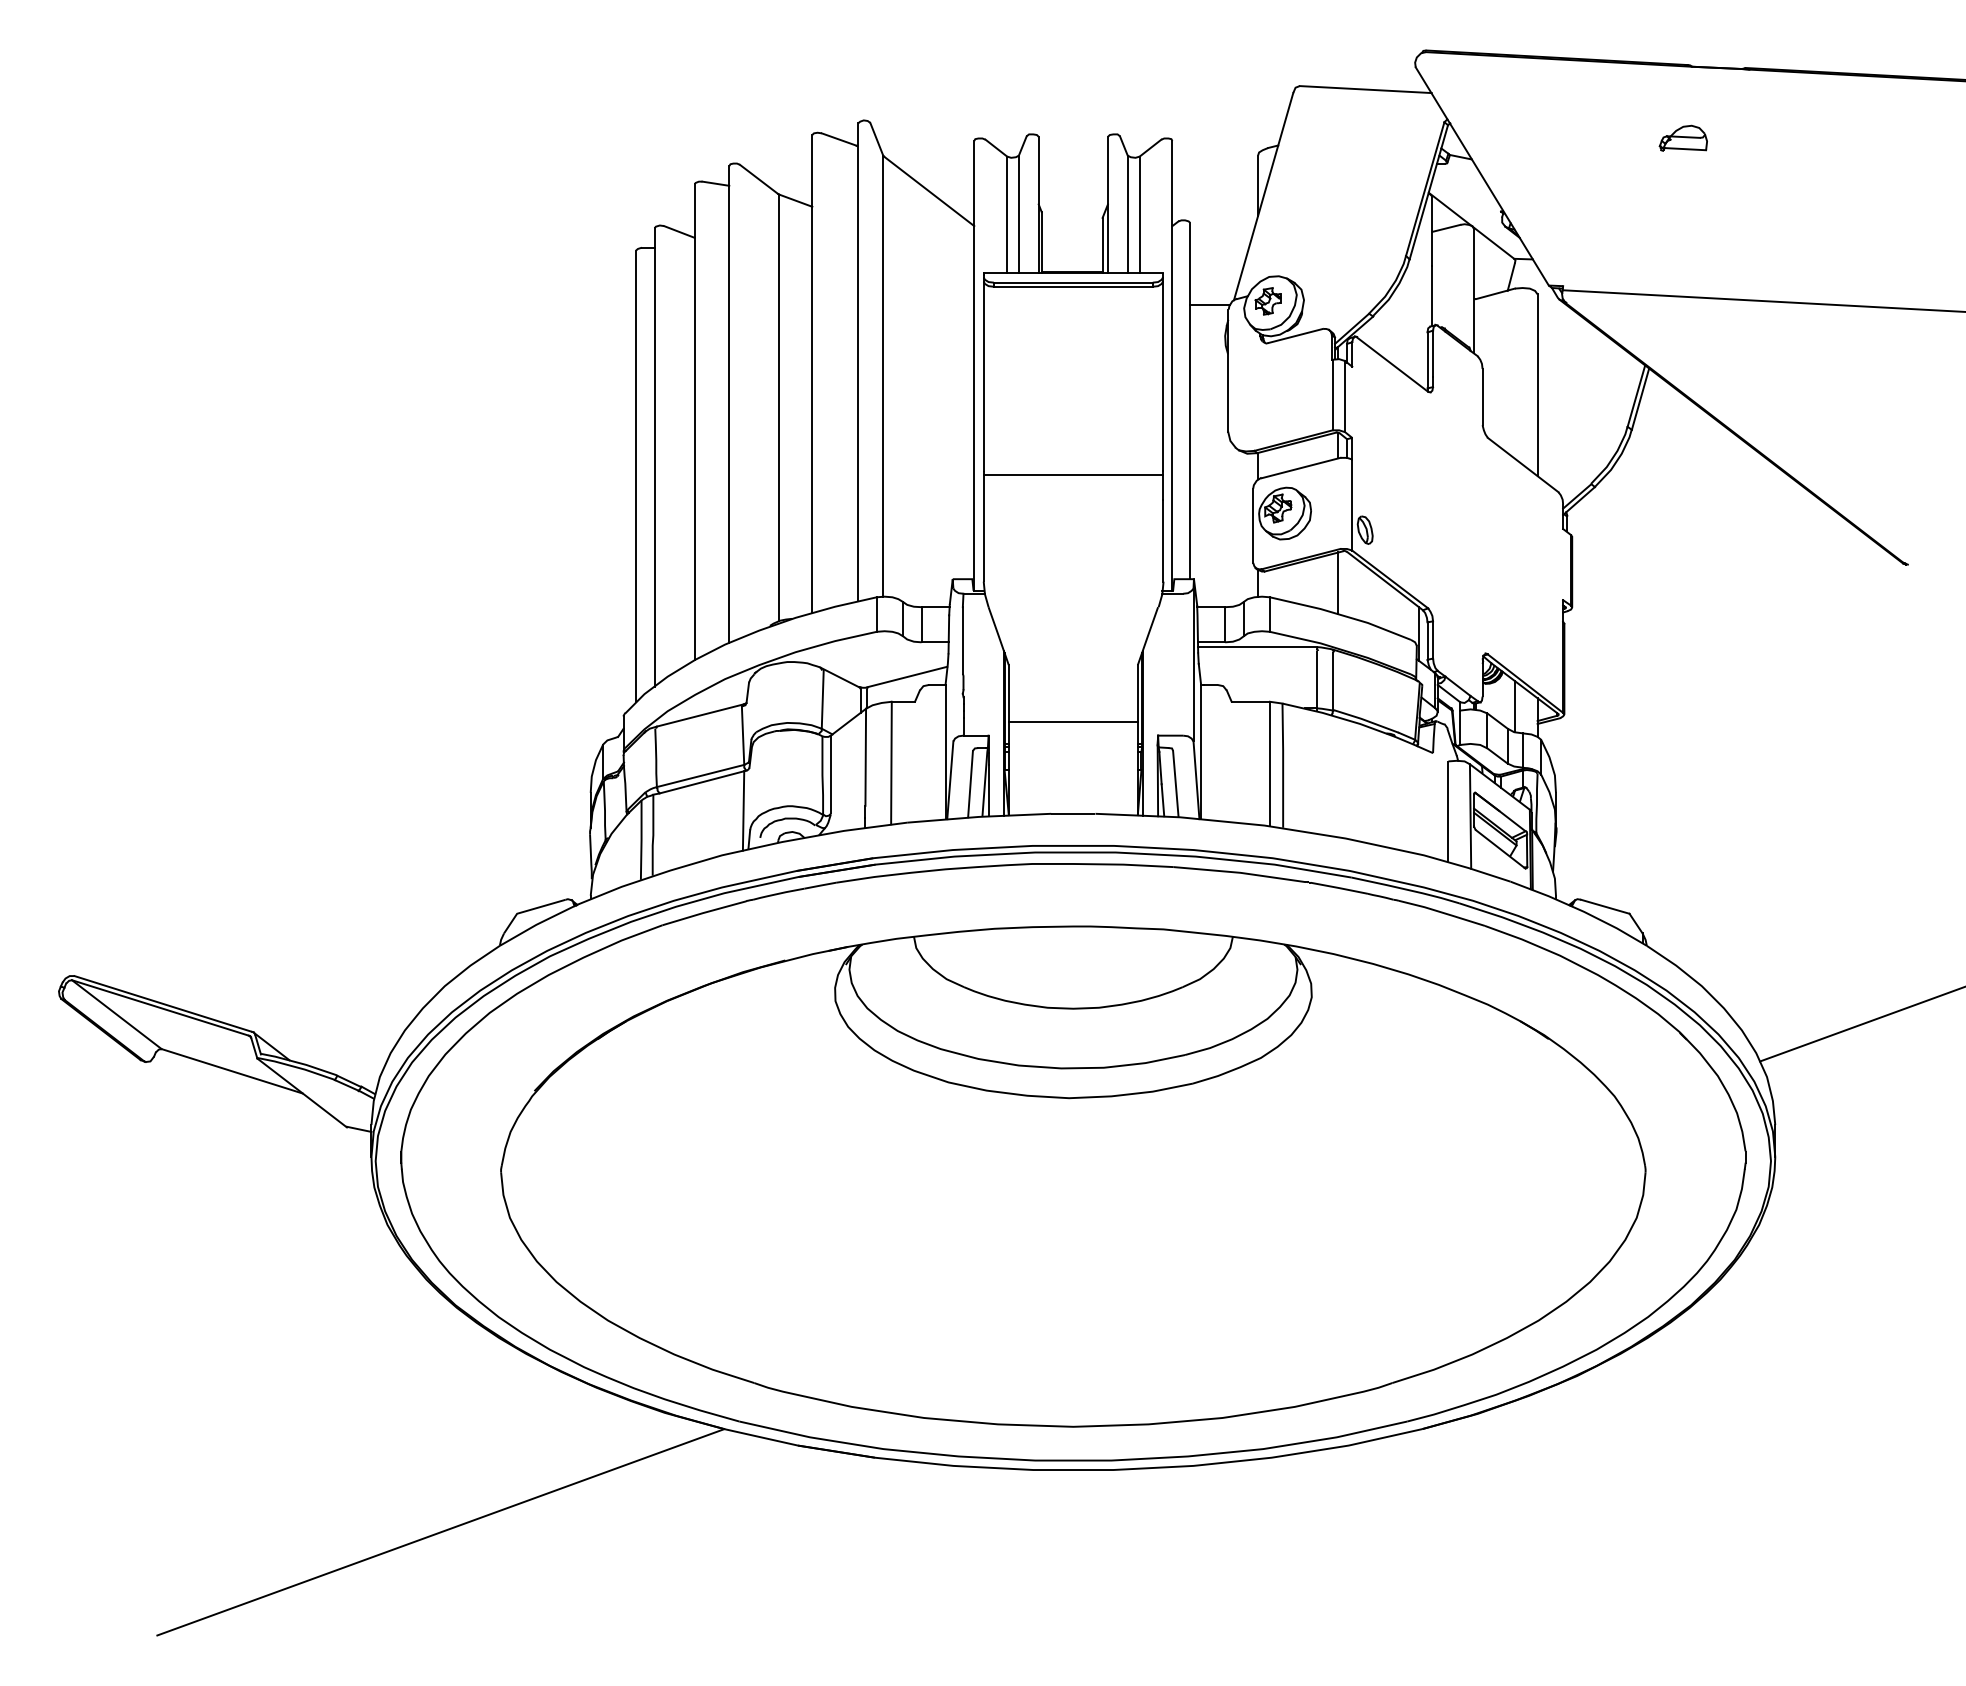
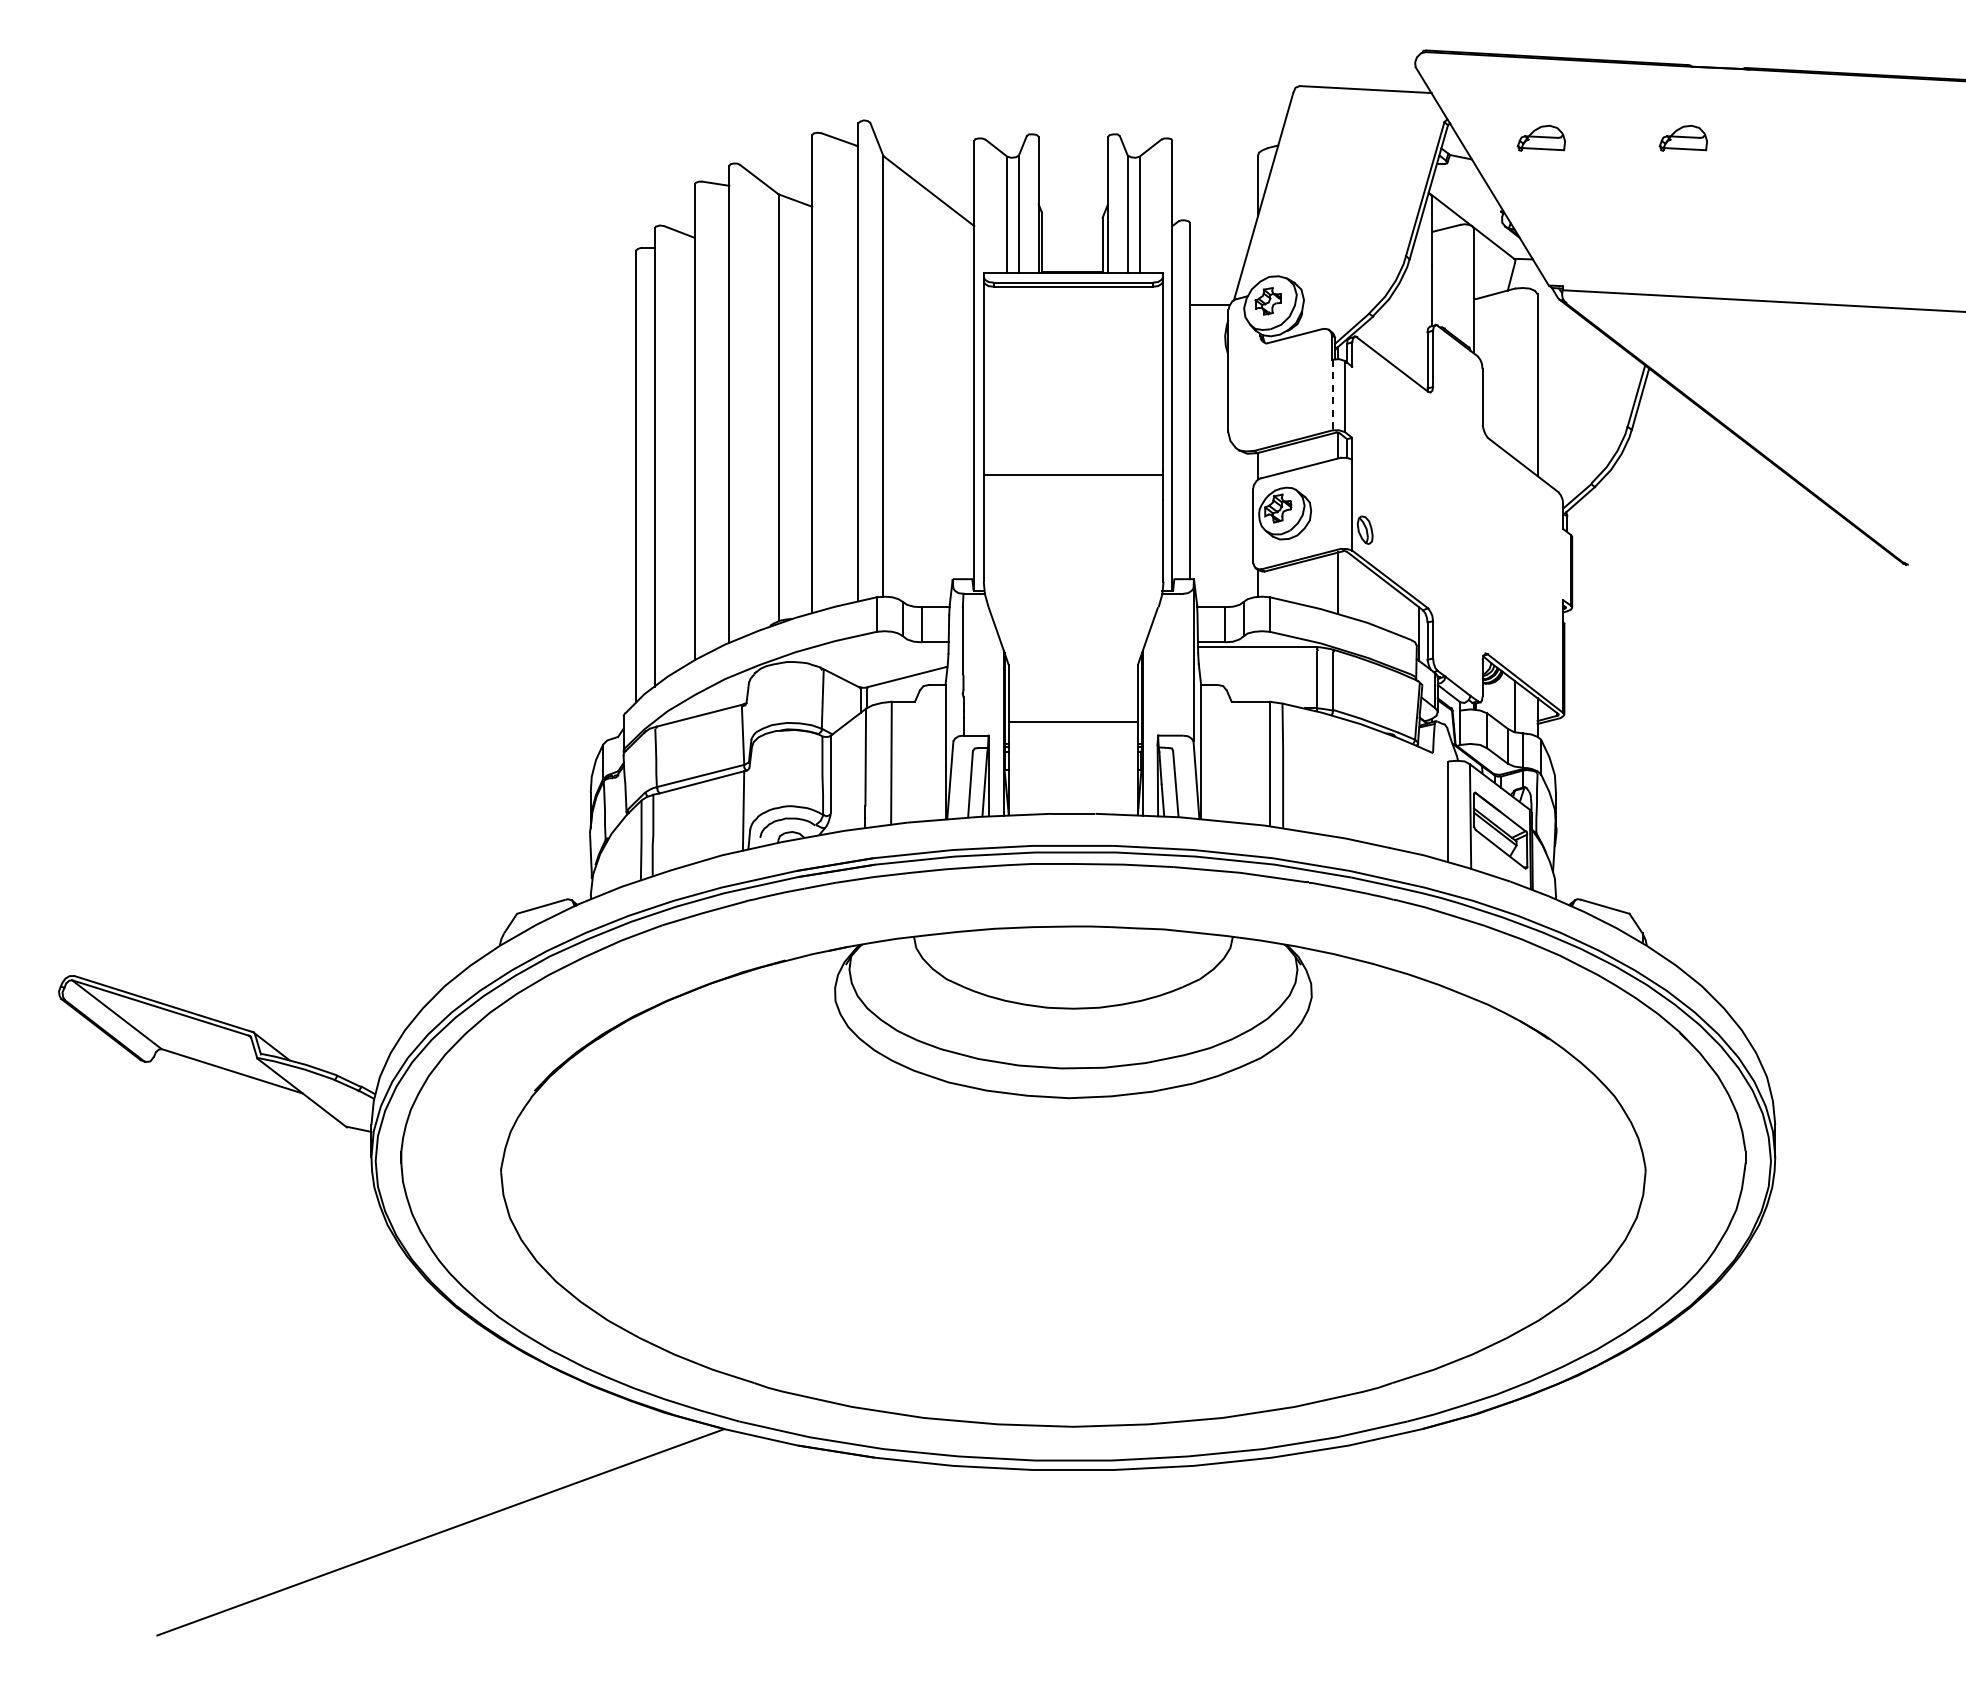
part: none -> present (1540, 137)
line: solid -> dashed (1332, 395)
line: present -> none (1861, 1024)
